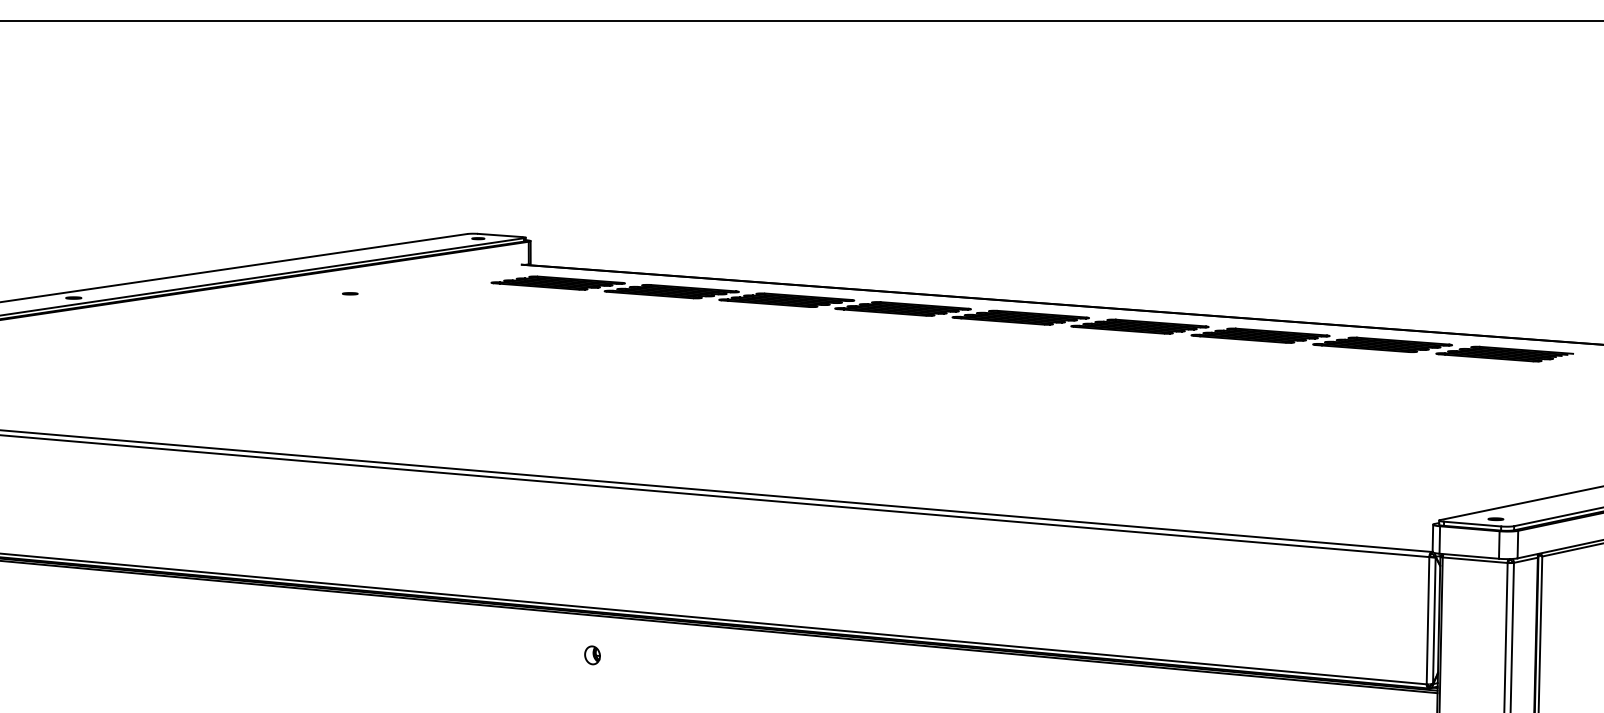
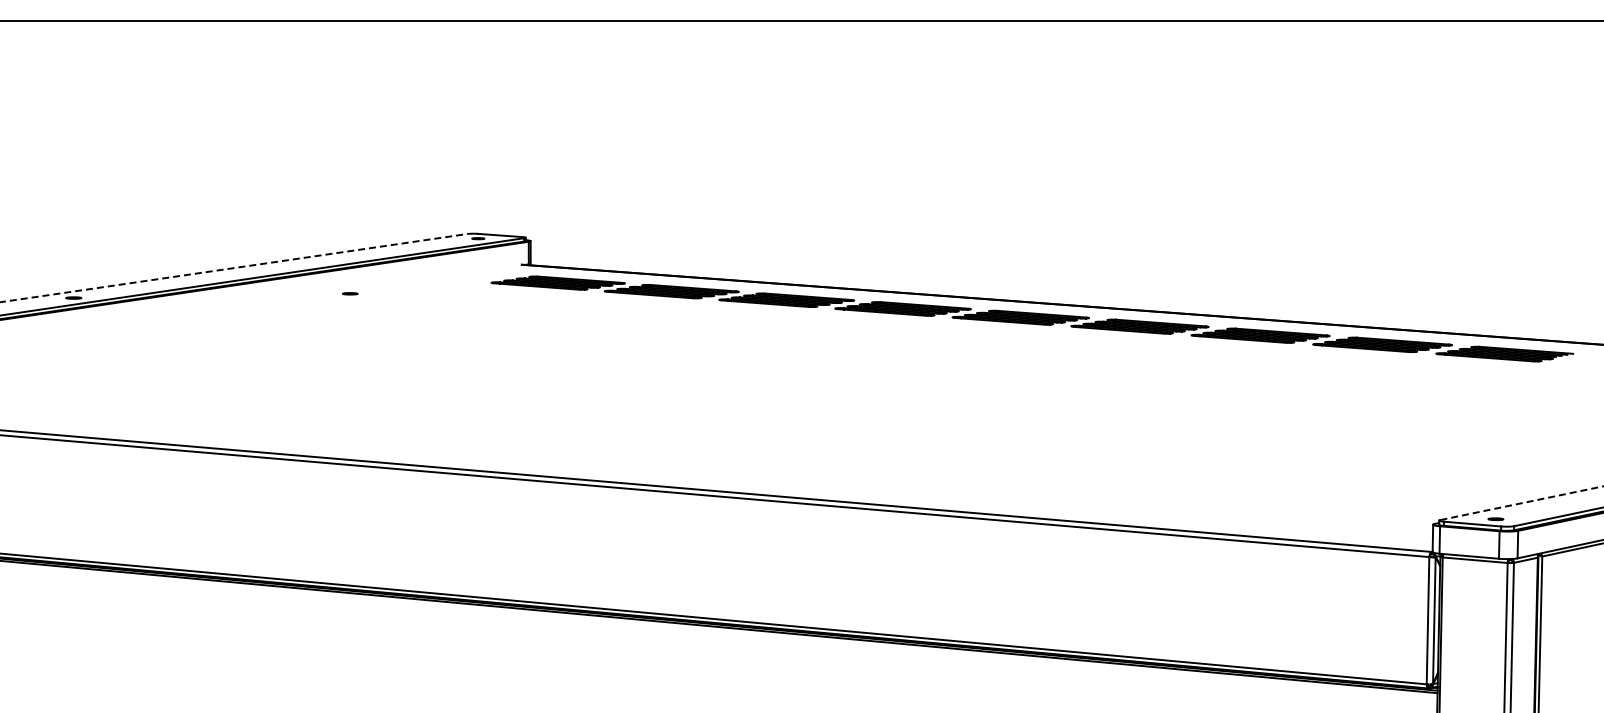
line: solid -> dashed (233, 268)
line: solid -> dashed (1522, 503)
part: present -> none (592, 655)
